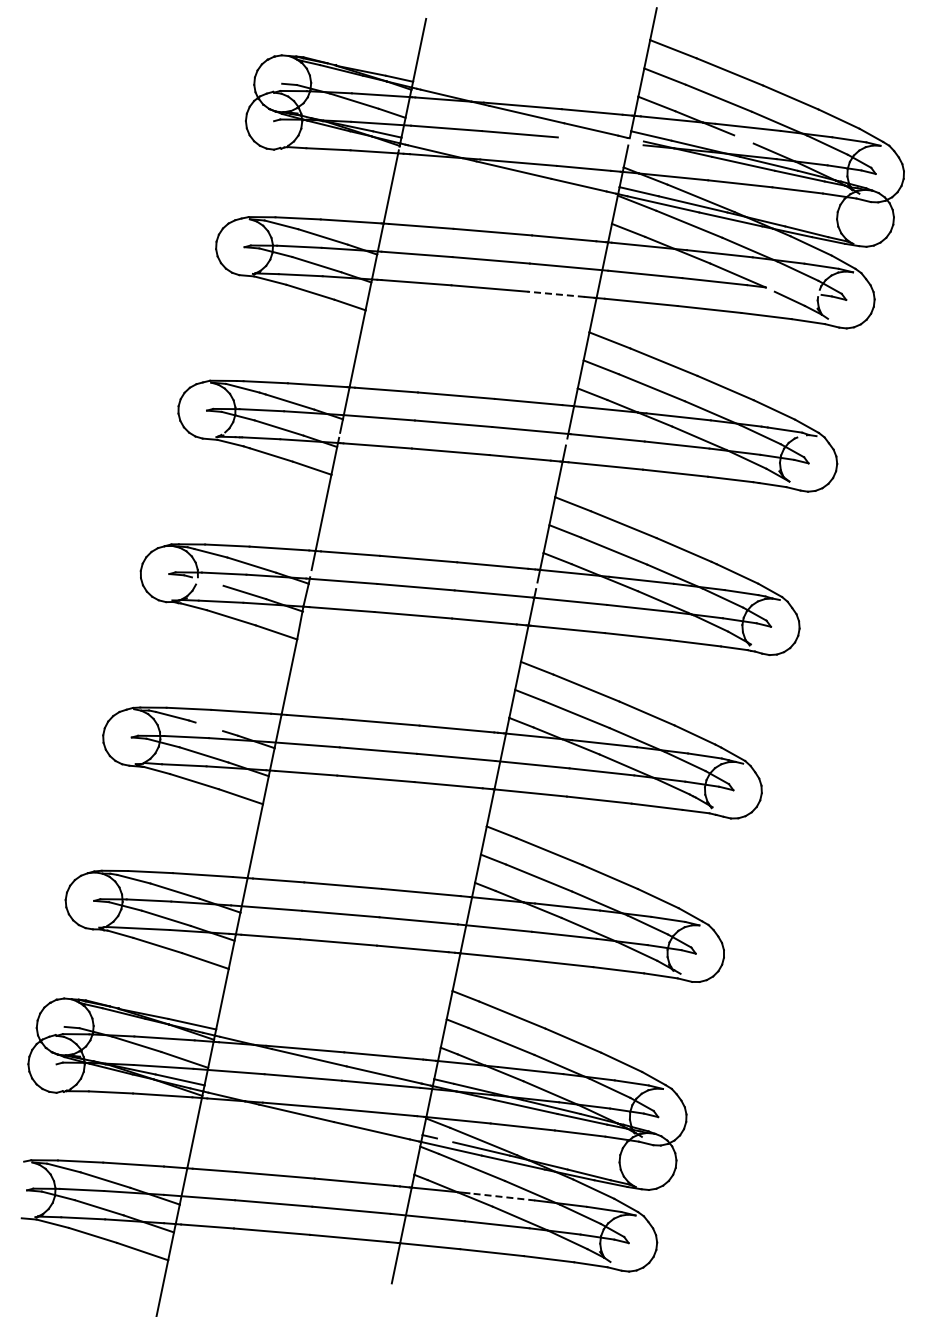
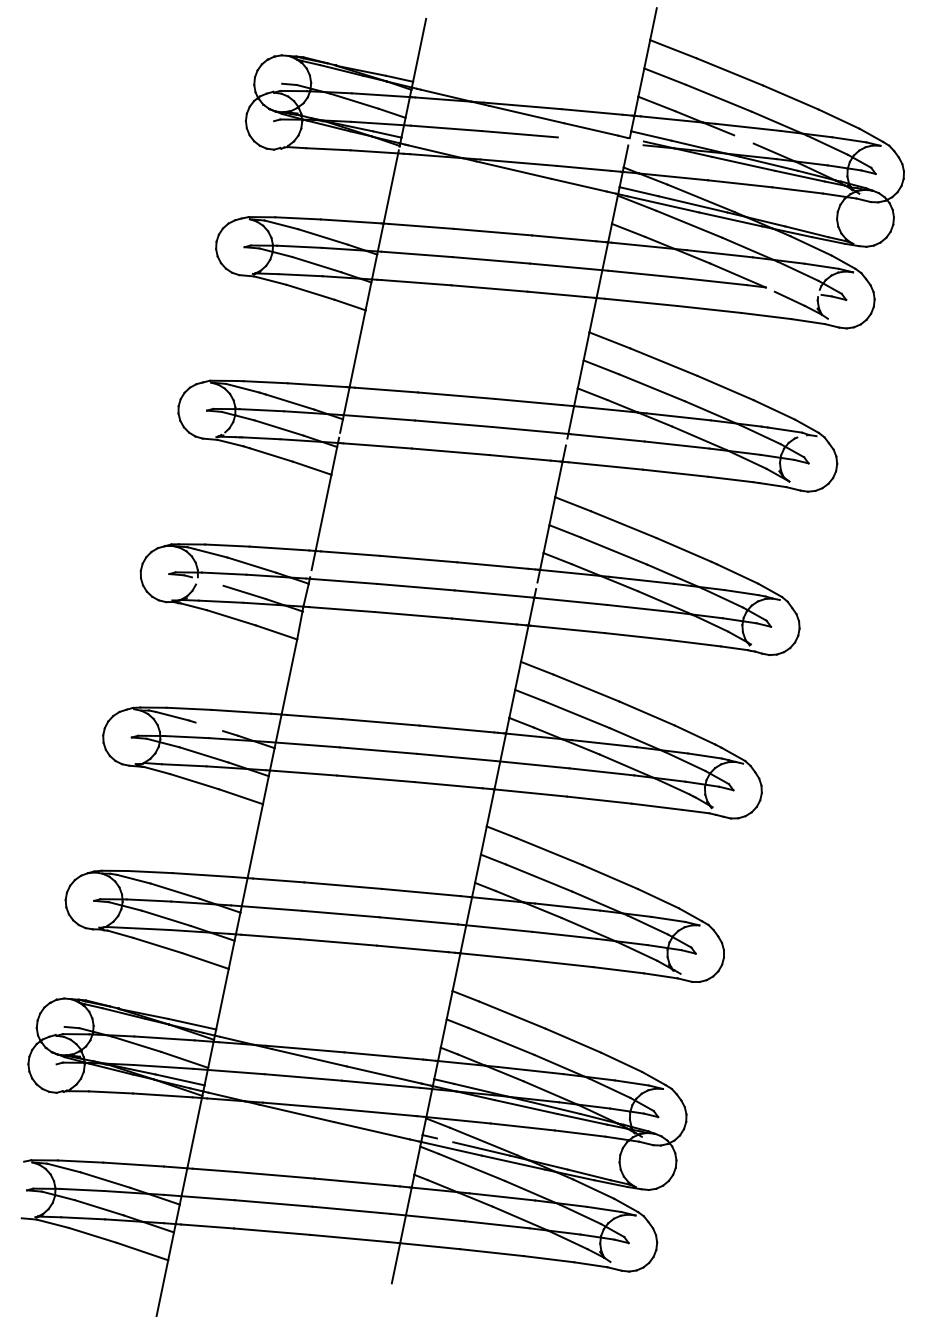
line: dashed -> solid (556, 294)
line: dashed -> solid (501, 1196)
